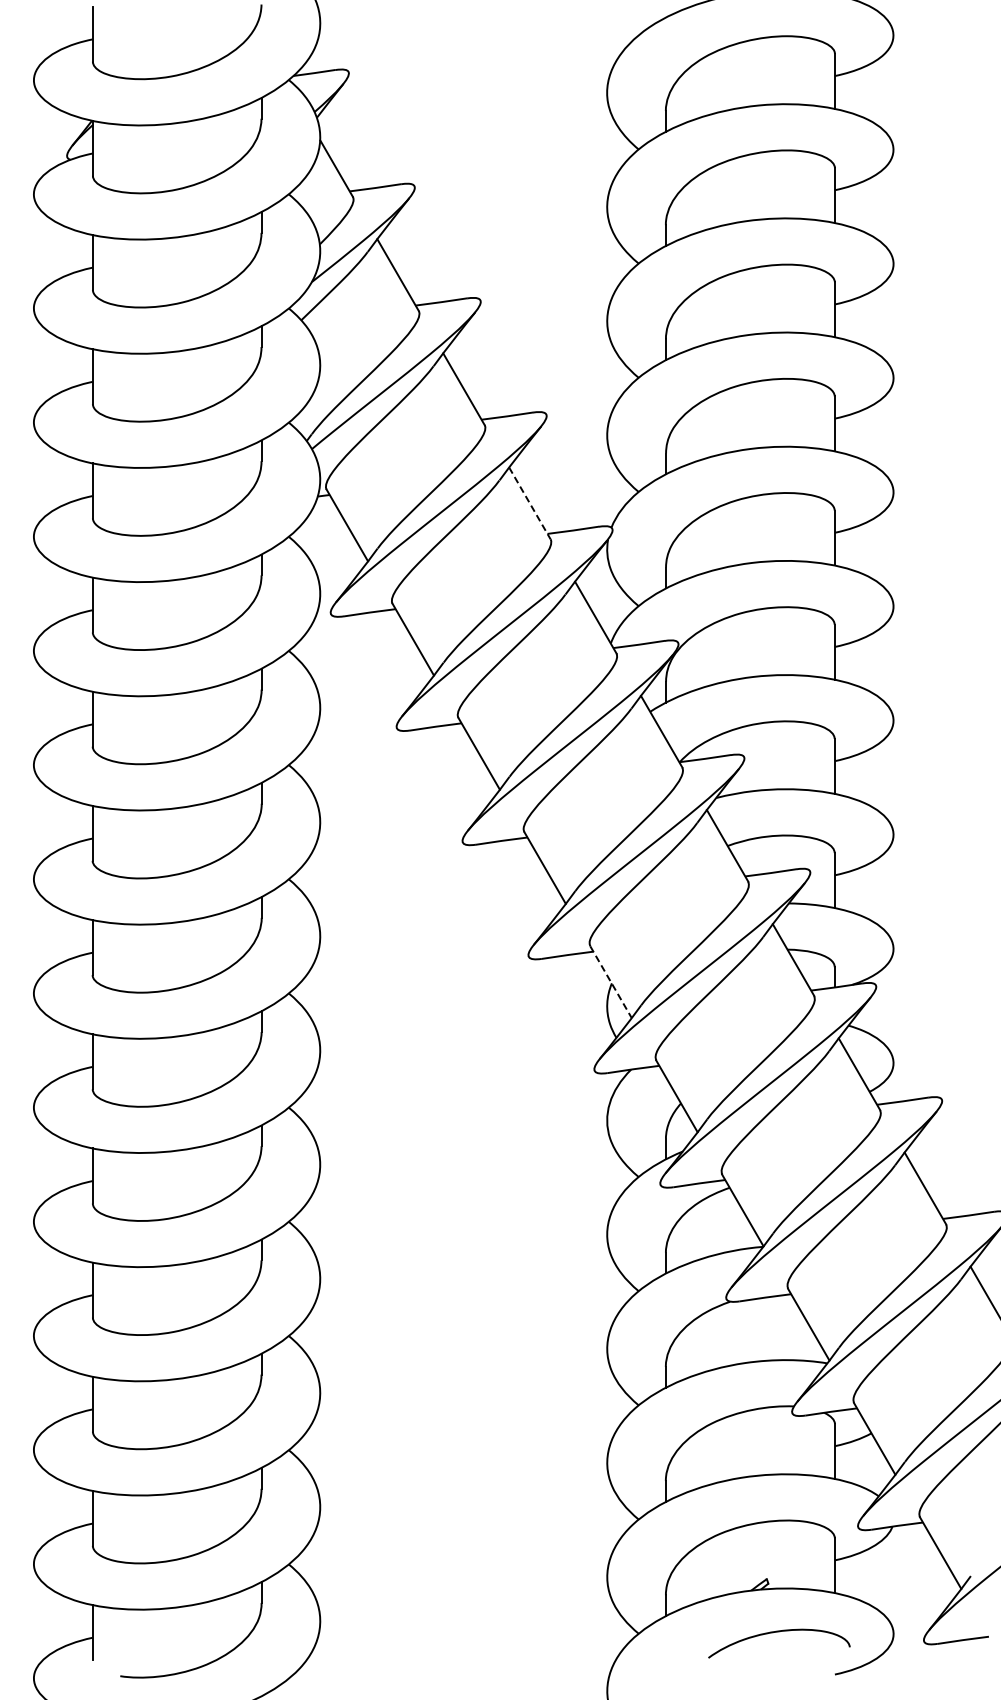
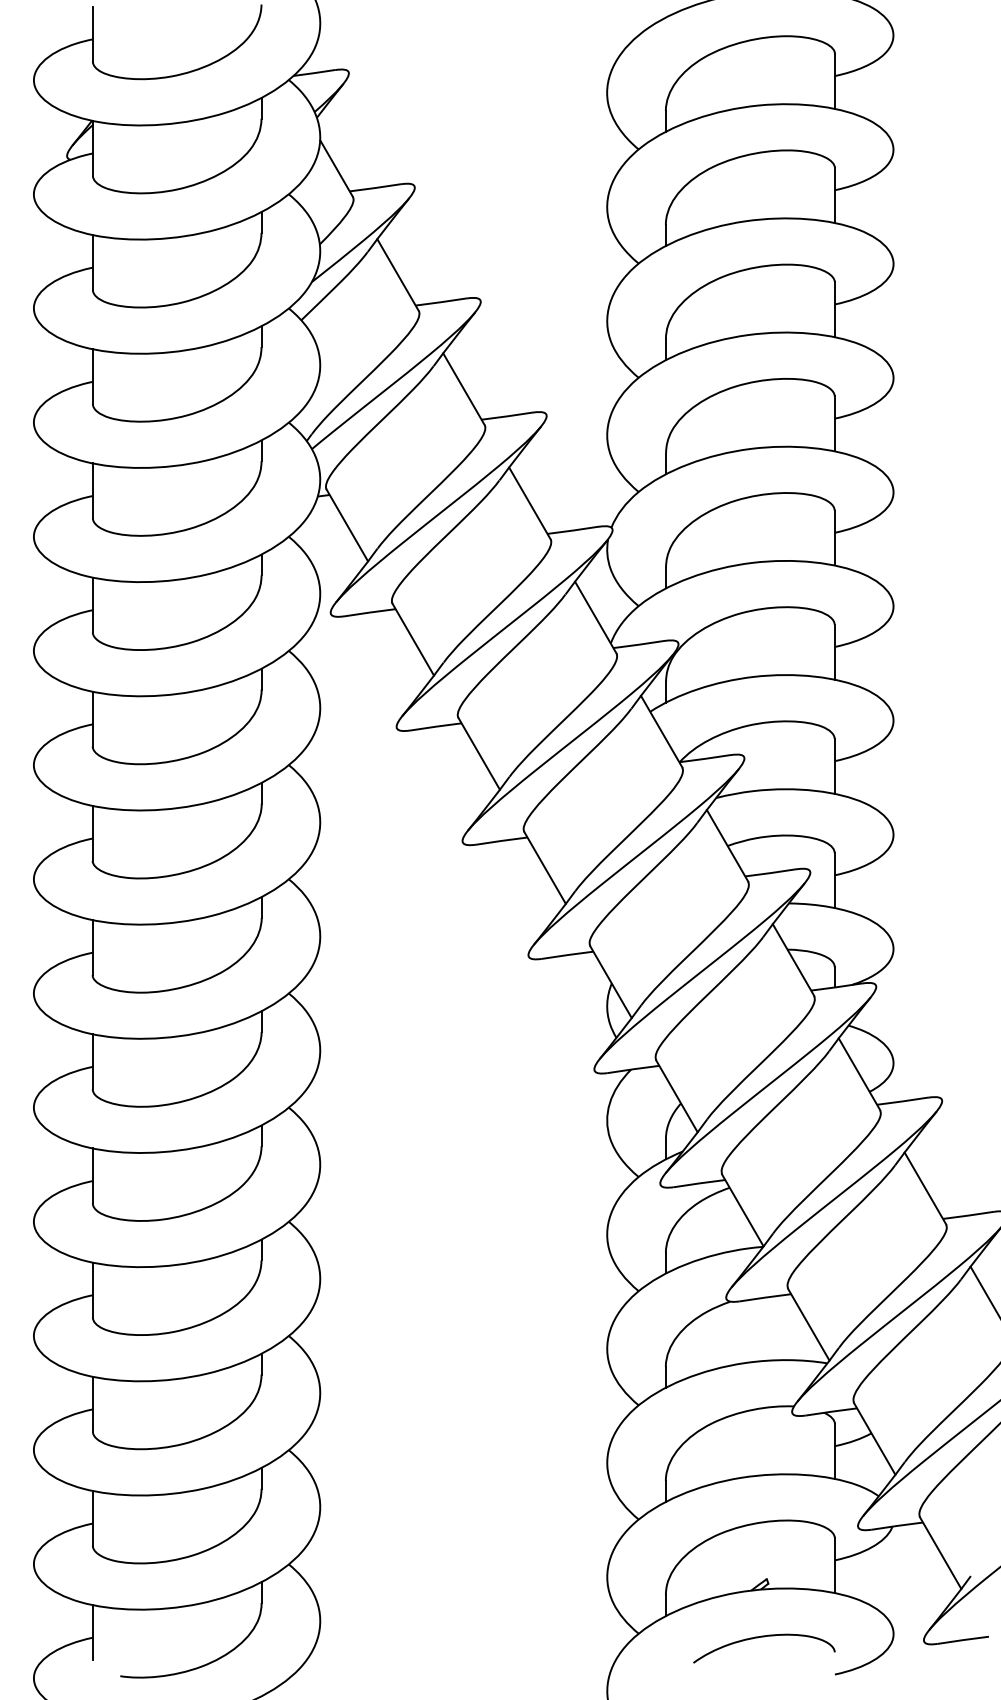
line: dashed -> solid (530, 503)
line: dashed -> solid (611, 982)
curve position: (779, 1632) -> (764, 1637) (764, 1637)
